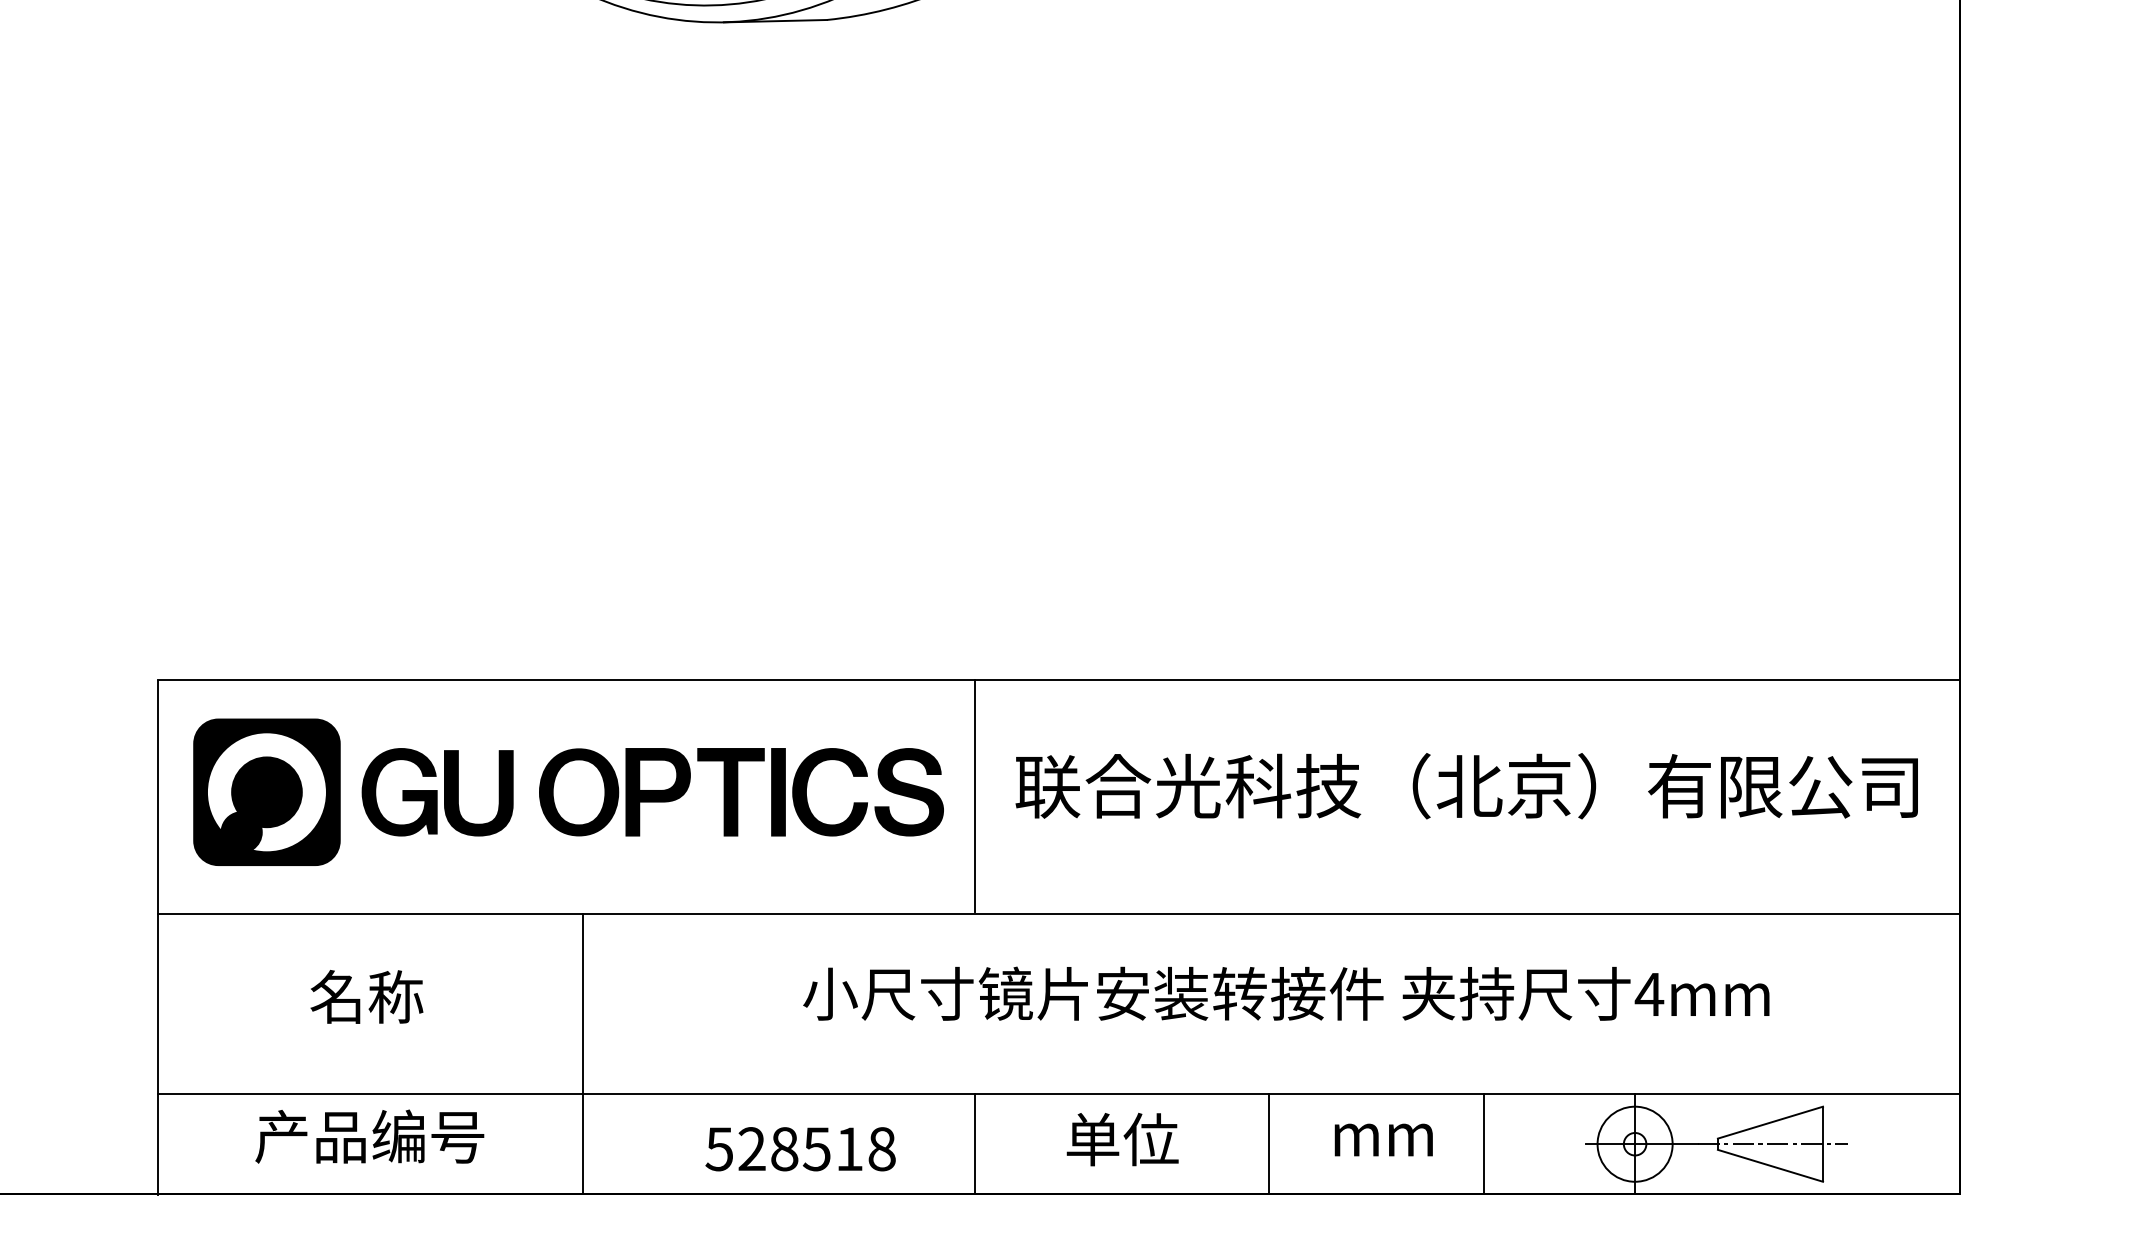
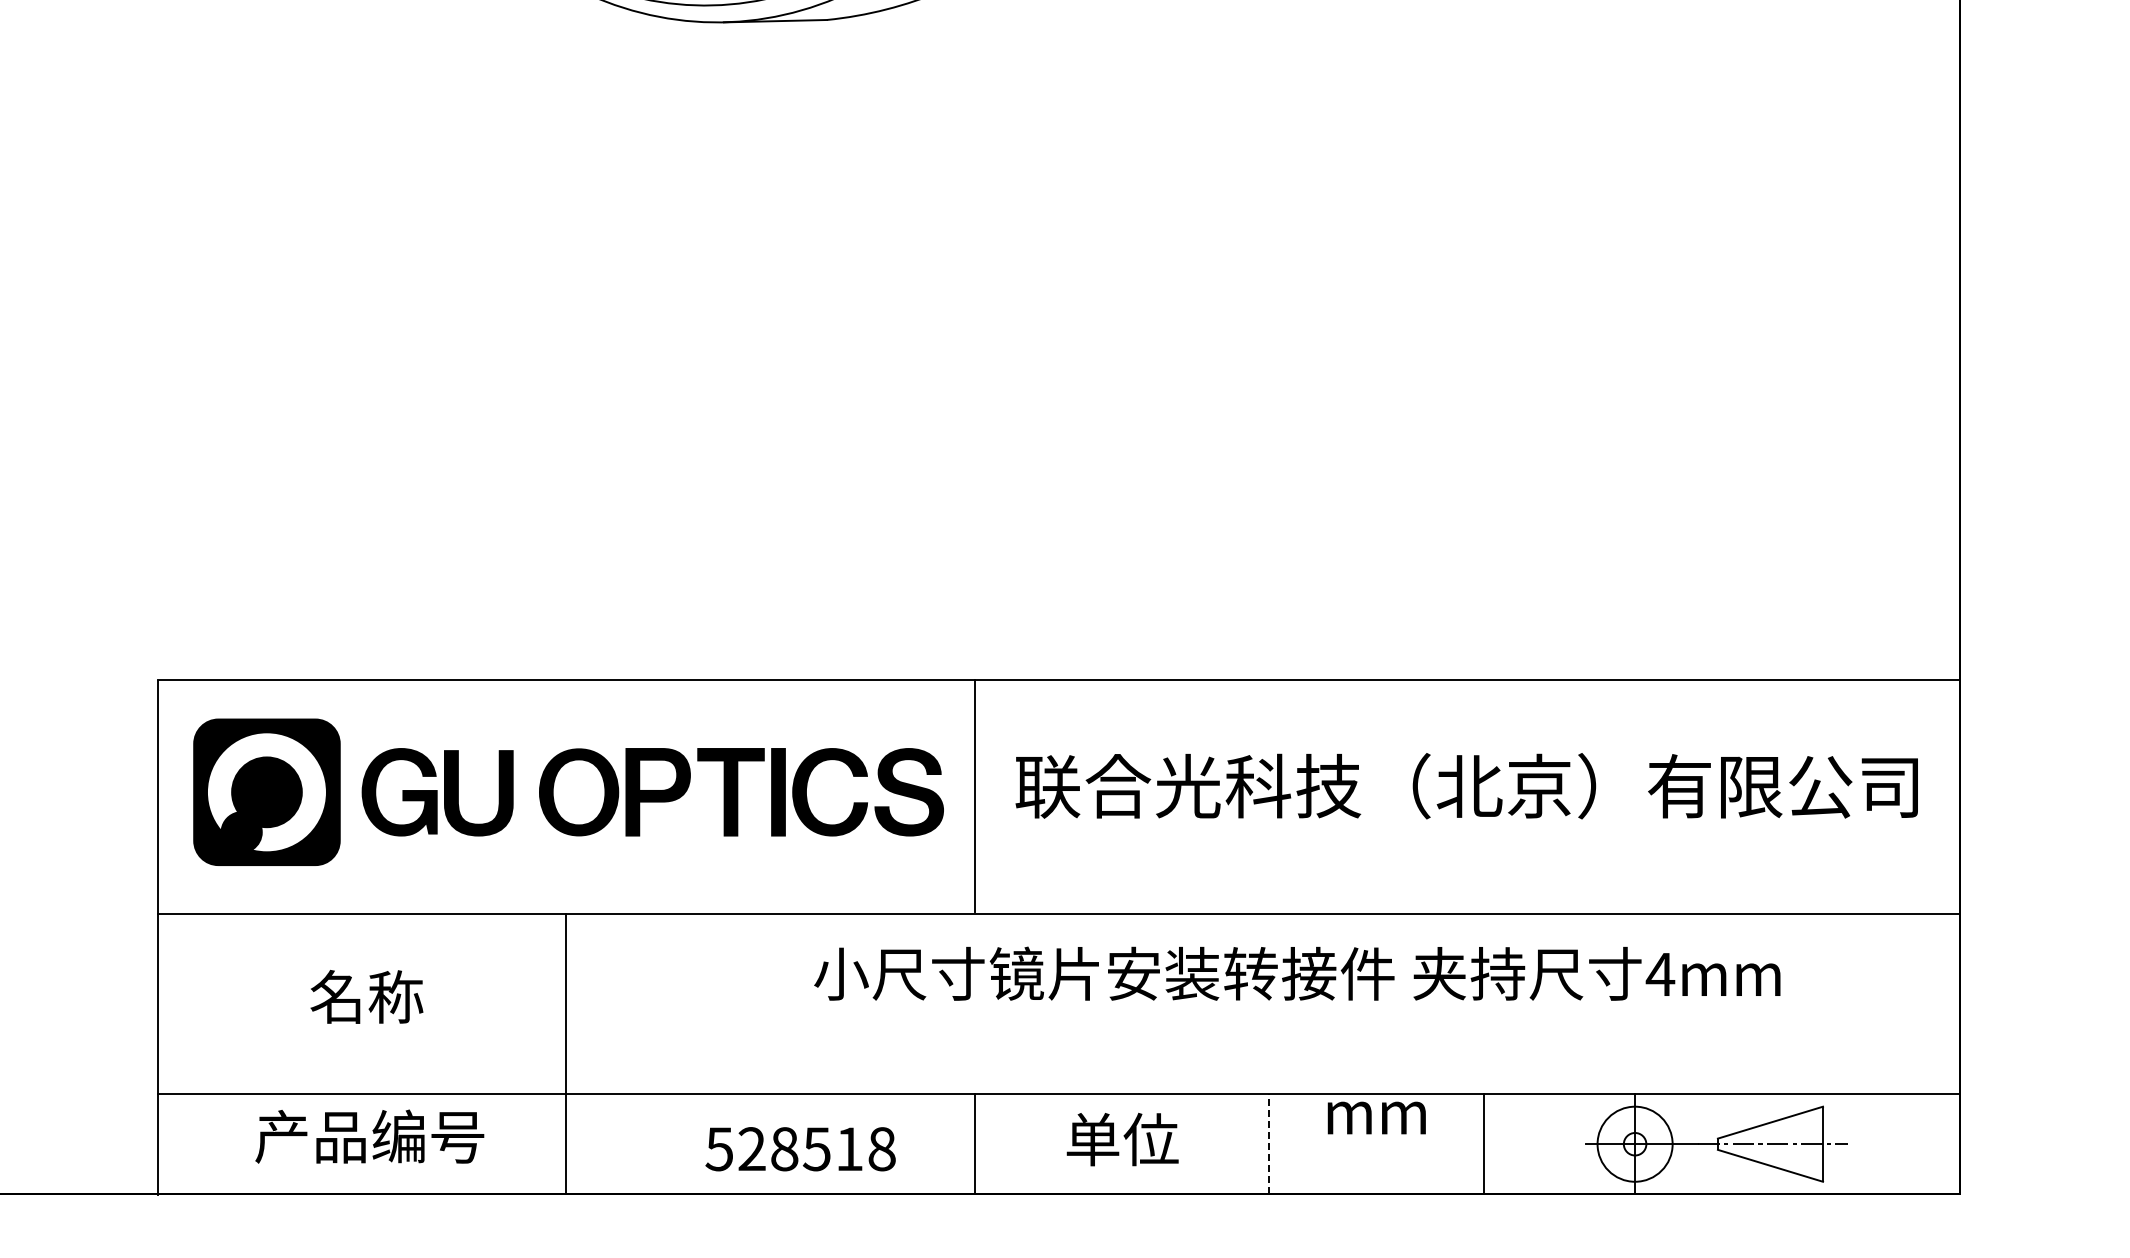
text position: (1286, 993) -> (1297, 973) (1297, 973)
line position: (582, 1054) -> (565, 1054) (565, 1054)
text position: (1383, 1139) -> (1376, 1117) (1376, 1117)
line: solid -> dashed (1268, 1143)
